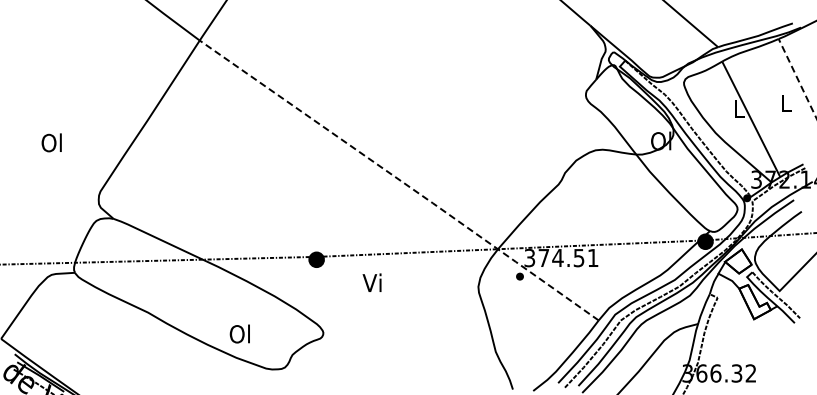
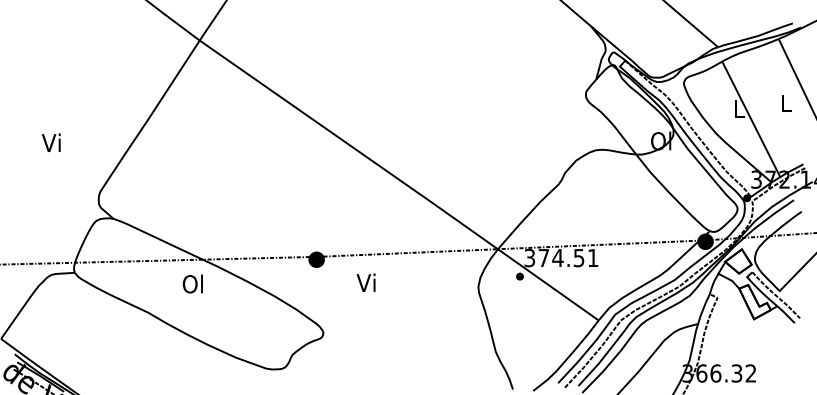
line: dashed -> solid (797, 79)
text: Ol -> Vi (51, 142)
line: dashed -> solid (400, 180)
text position: (371, 282) -> (365, 282) (365, 282)
text position: (239, 333) -> (192, 283) (192, 283)
